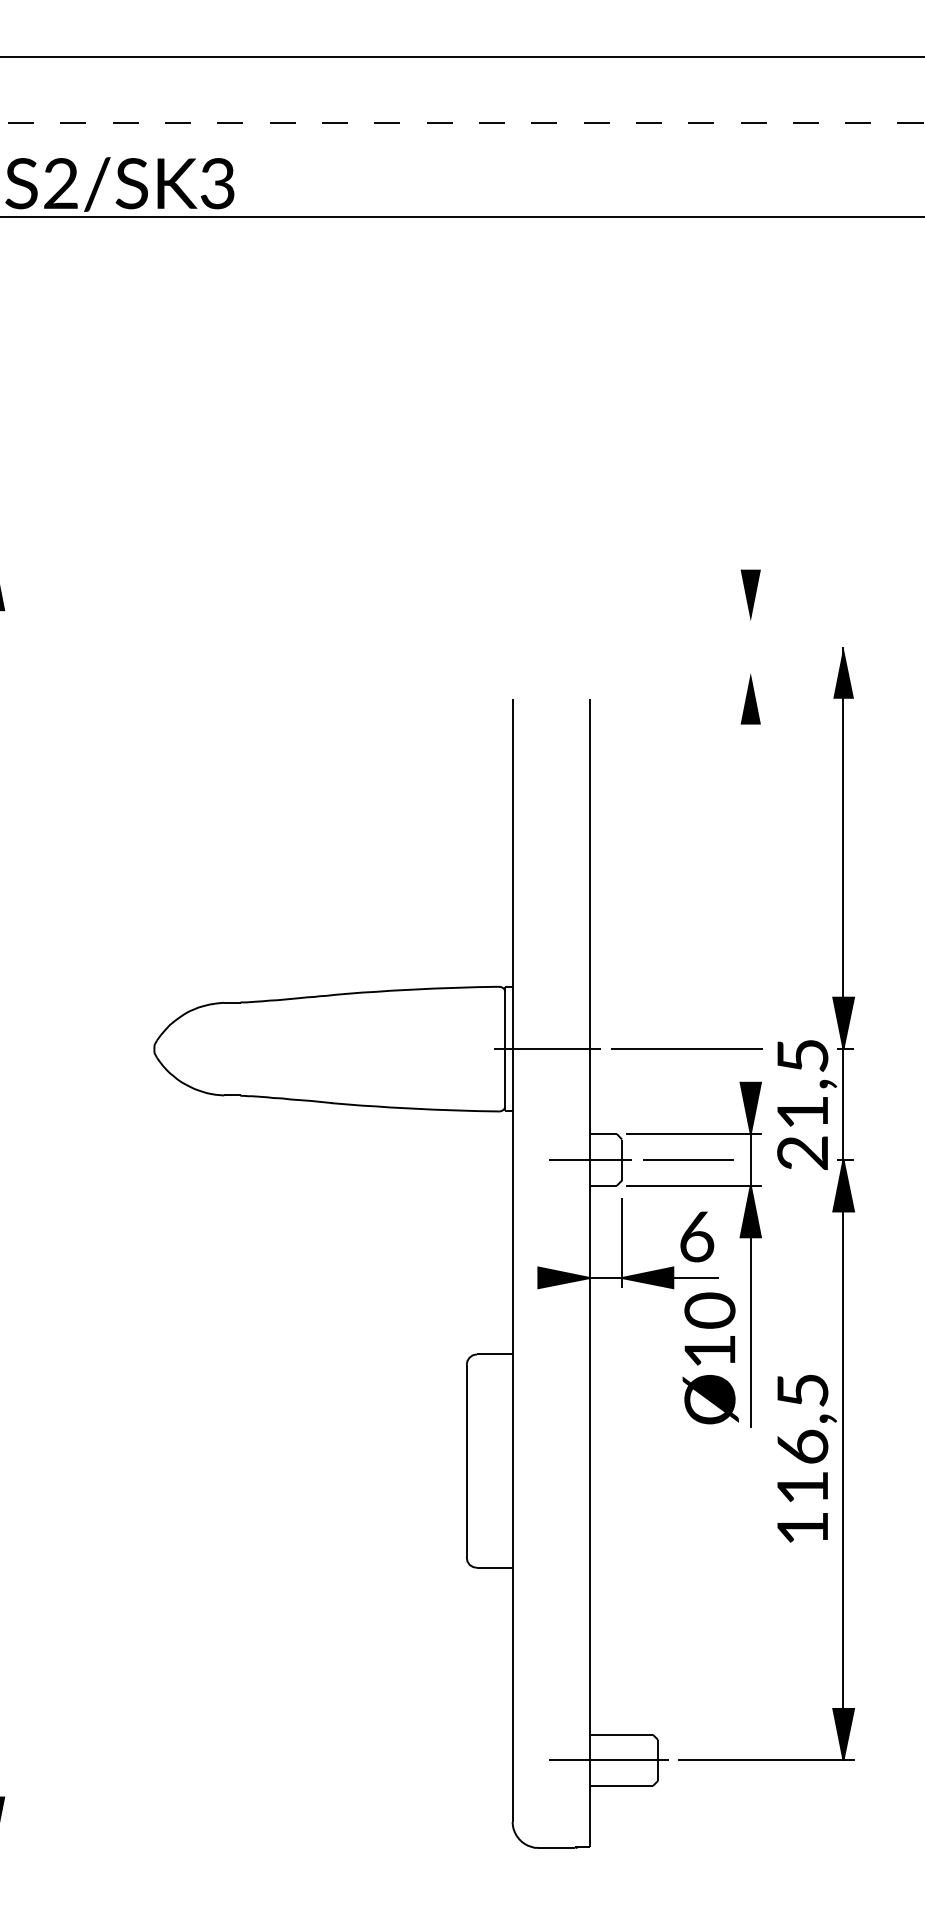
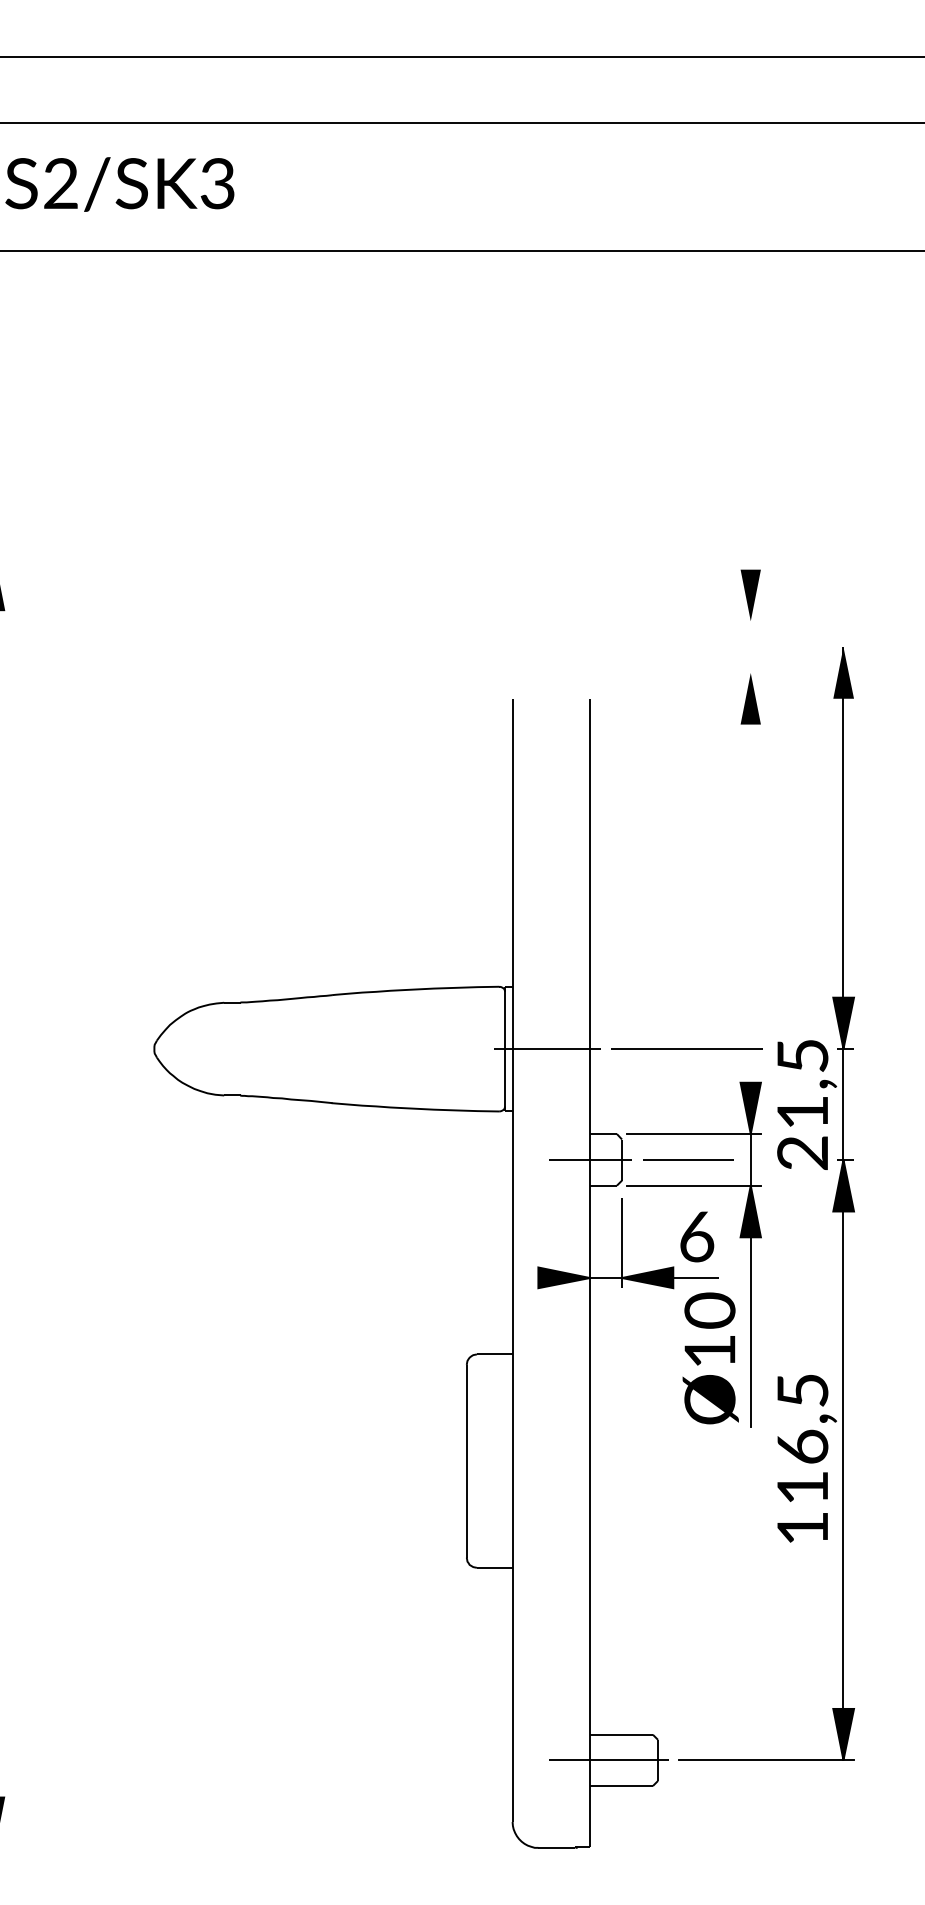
line: dashed -> solid (462, 122)
line position: (461, 217) -> (461, 251) (461, 251)
